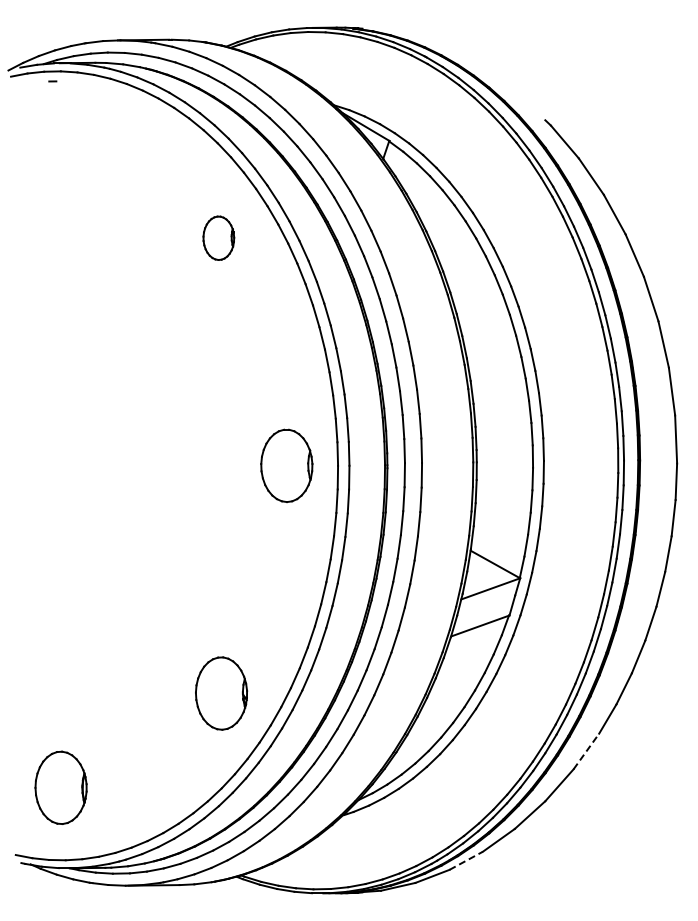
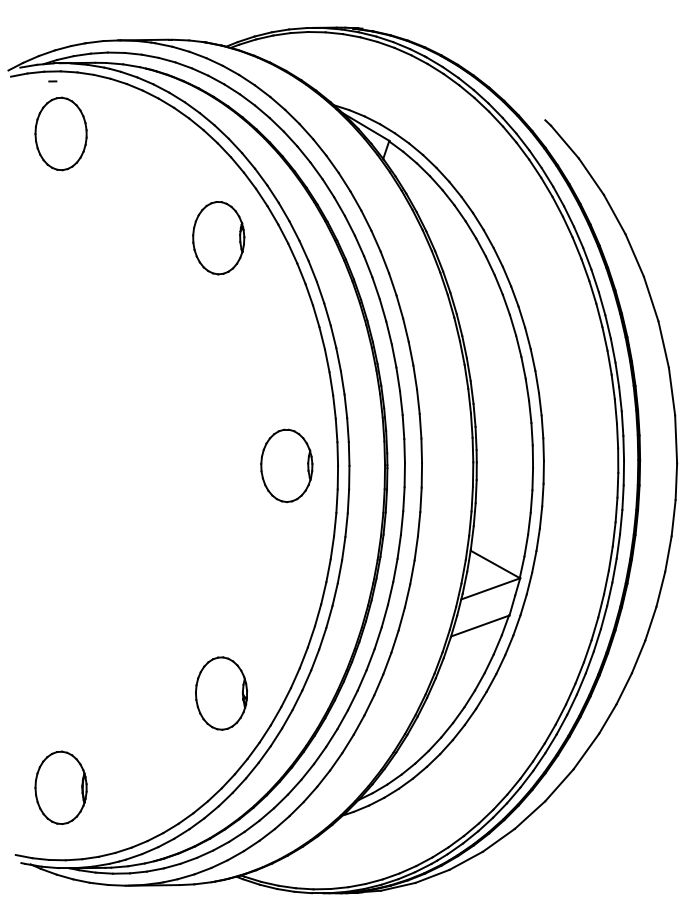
part: none -> present (60, 133)
part size: 34x46 px -> 54x75 px (218, 238)
line: dashed -> solid (586, 751)
line: dashed -> solid (466, 860)
